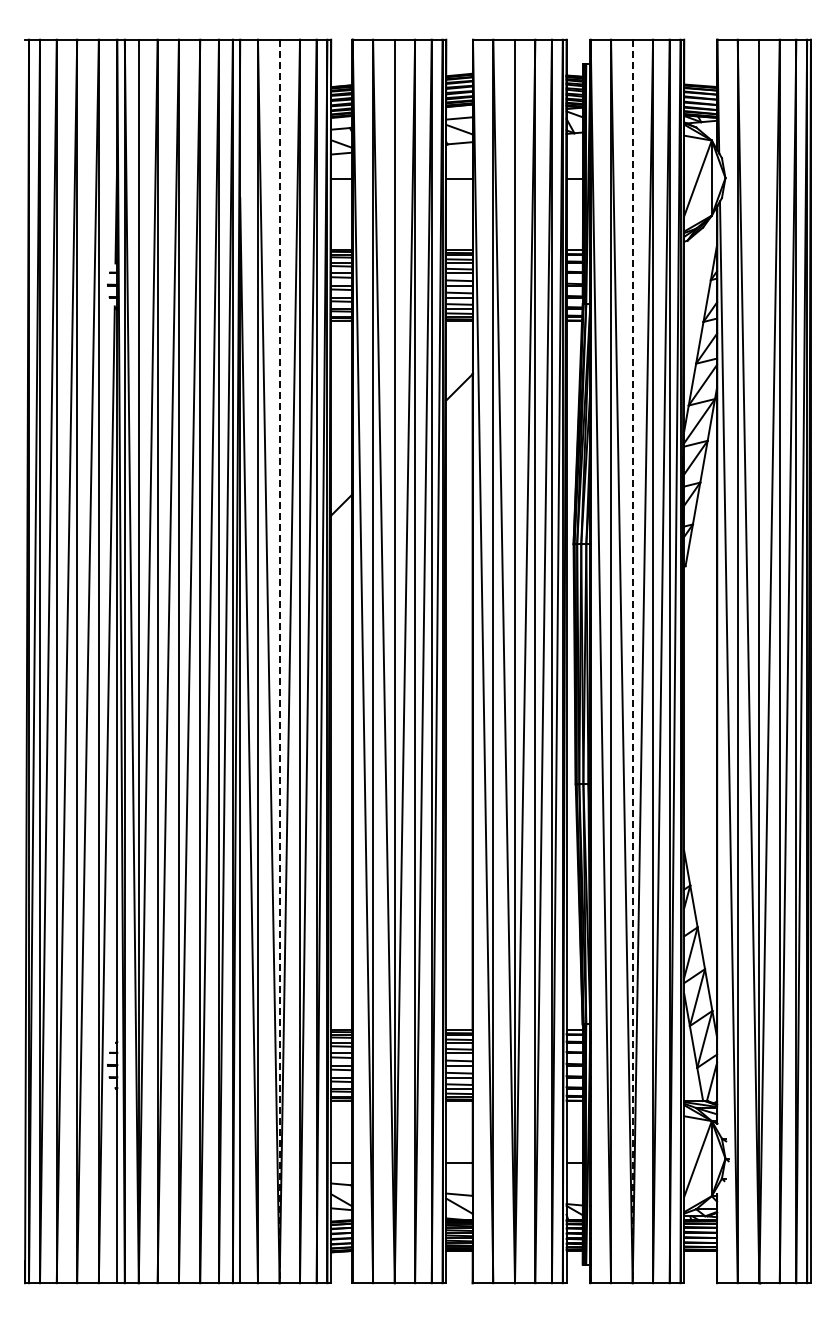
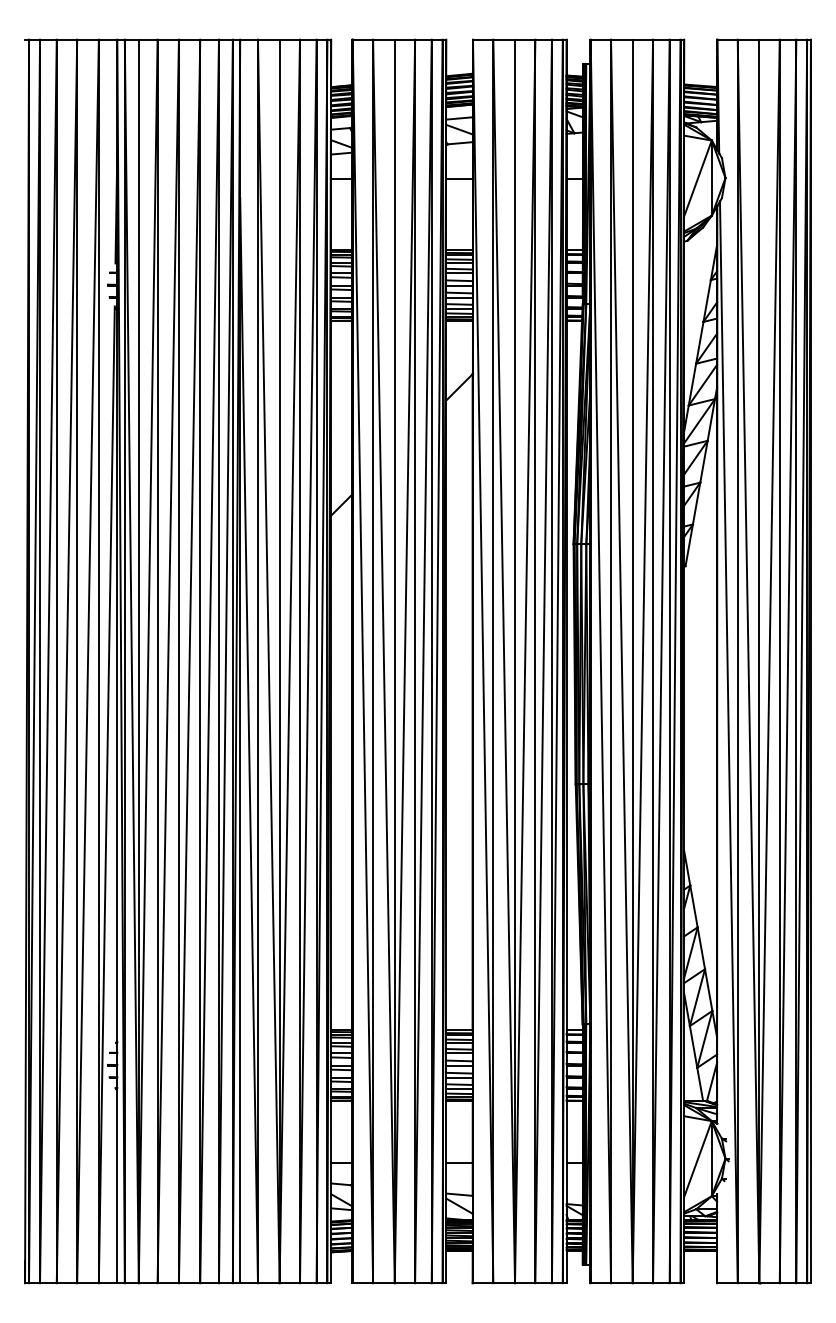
line: dashed -> solid (279, 661)
line: dashed -> solid (632, 661)
